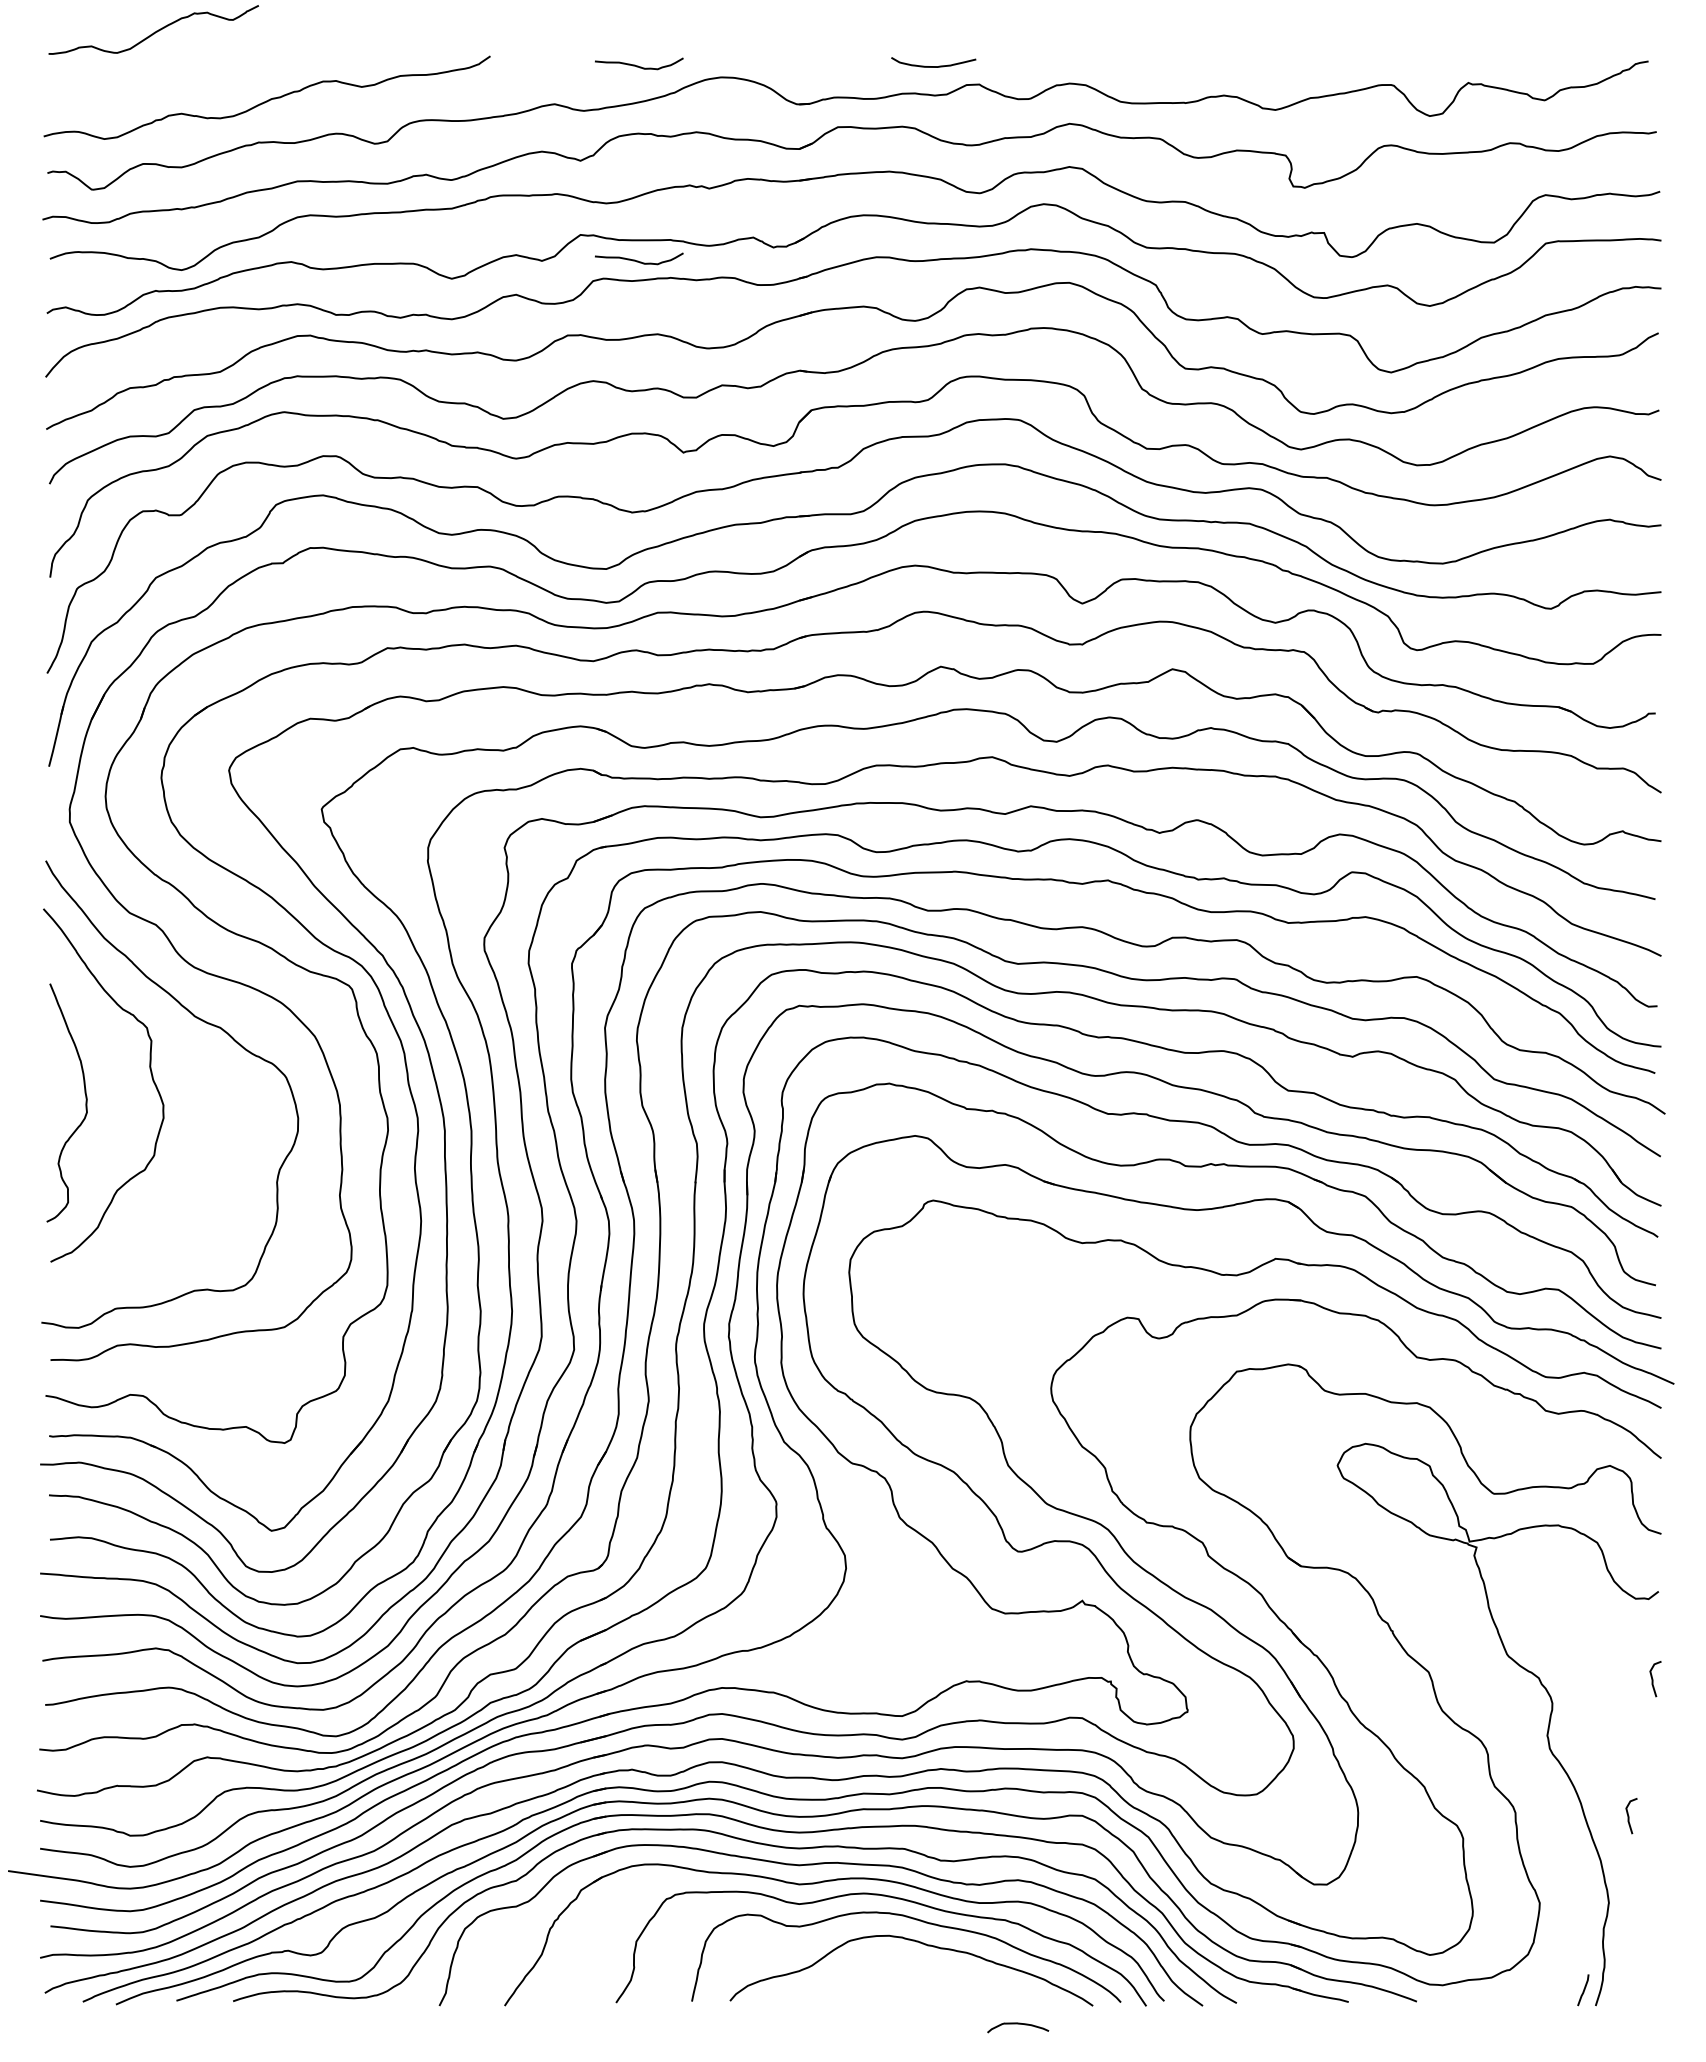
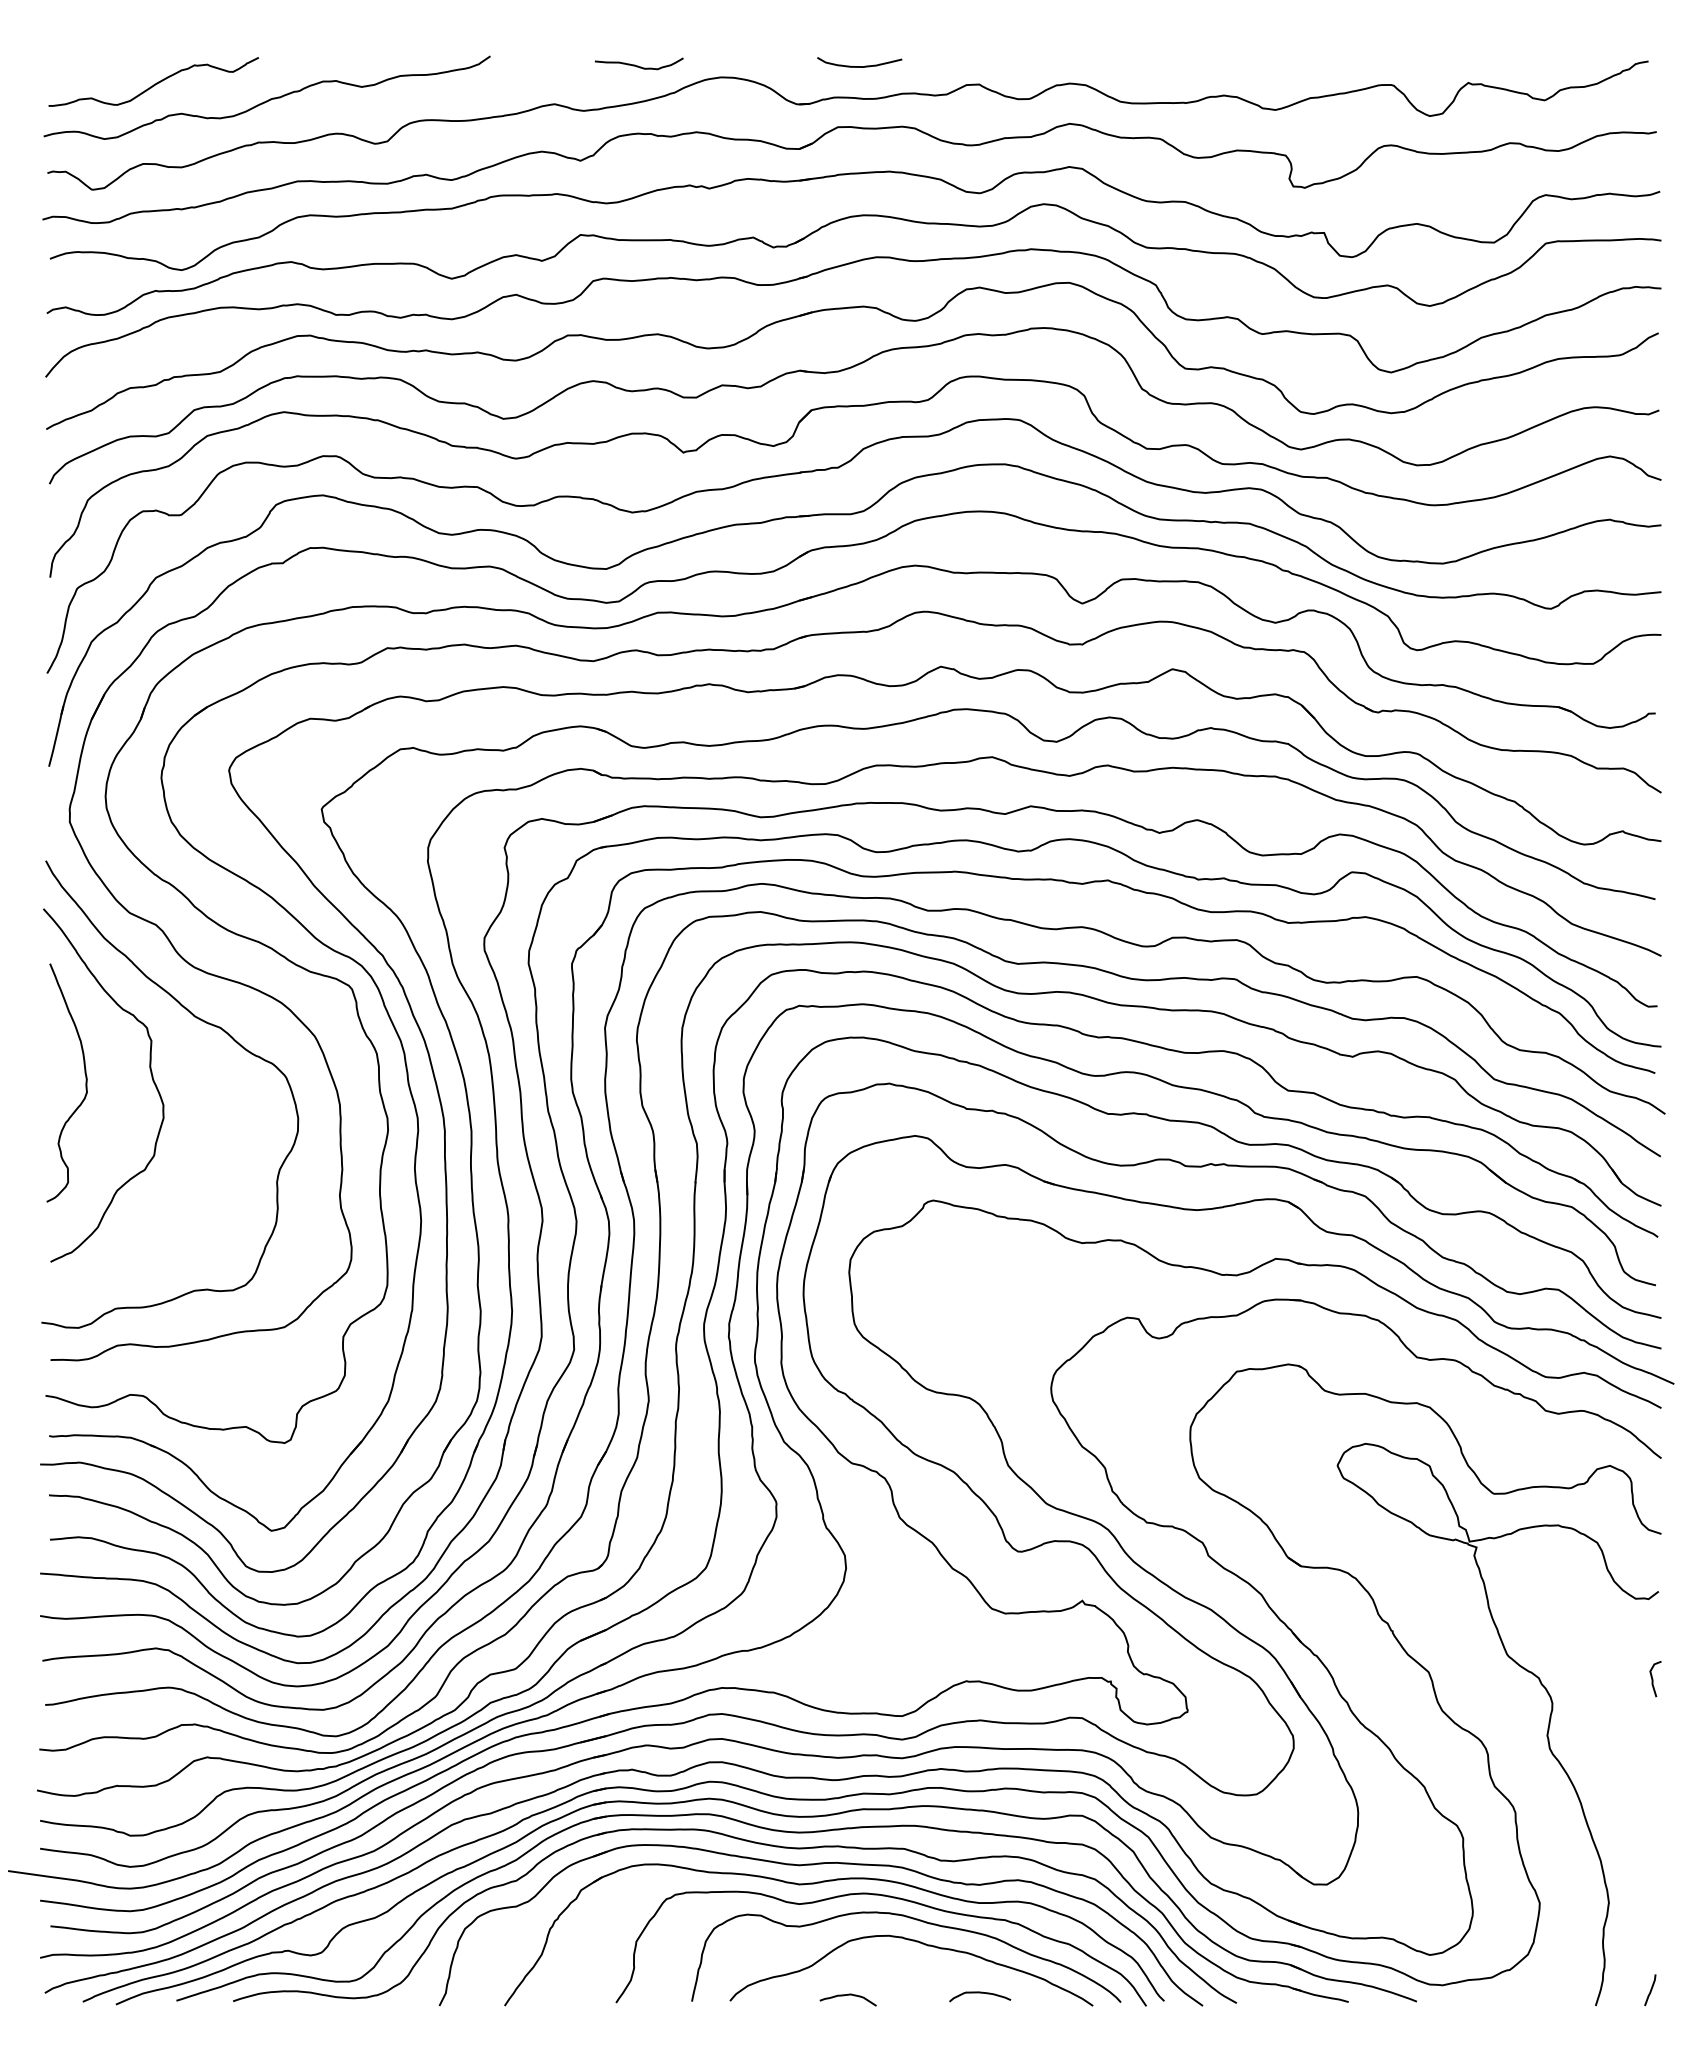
curve position: (155, 31) -> (155, 83) (155, 83)
curve position: (933, 66) -> (859, 66) (859, 66)
curve: present -> none (638, 260)
curve position: (85, 1102) -> (85, 1082) (85, 1082)
curve: present -> none (1629, 1816)
line position: (1583, 1990) -> (1650, 1990) (1650, 1990)
curve: none -> present (847, 1995)
curve position: (1018, 2024) -> (980, 1993) (980, 1993)
